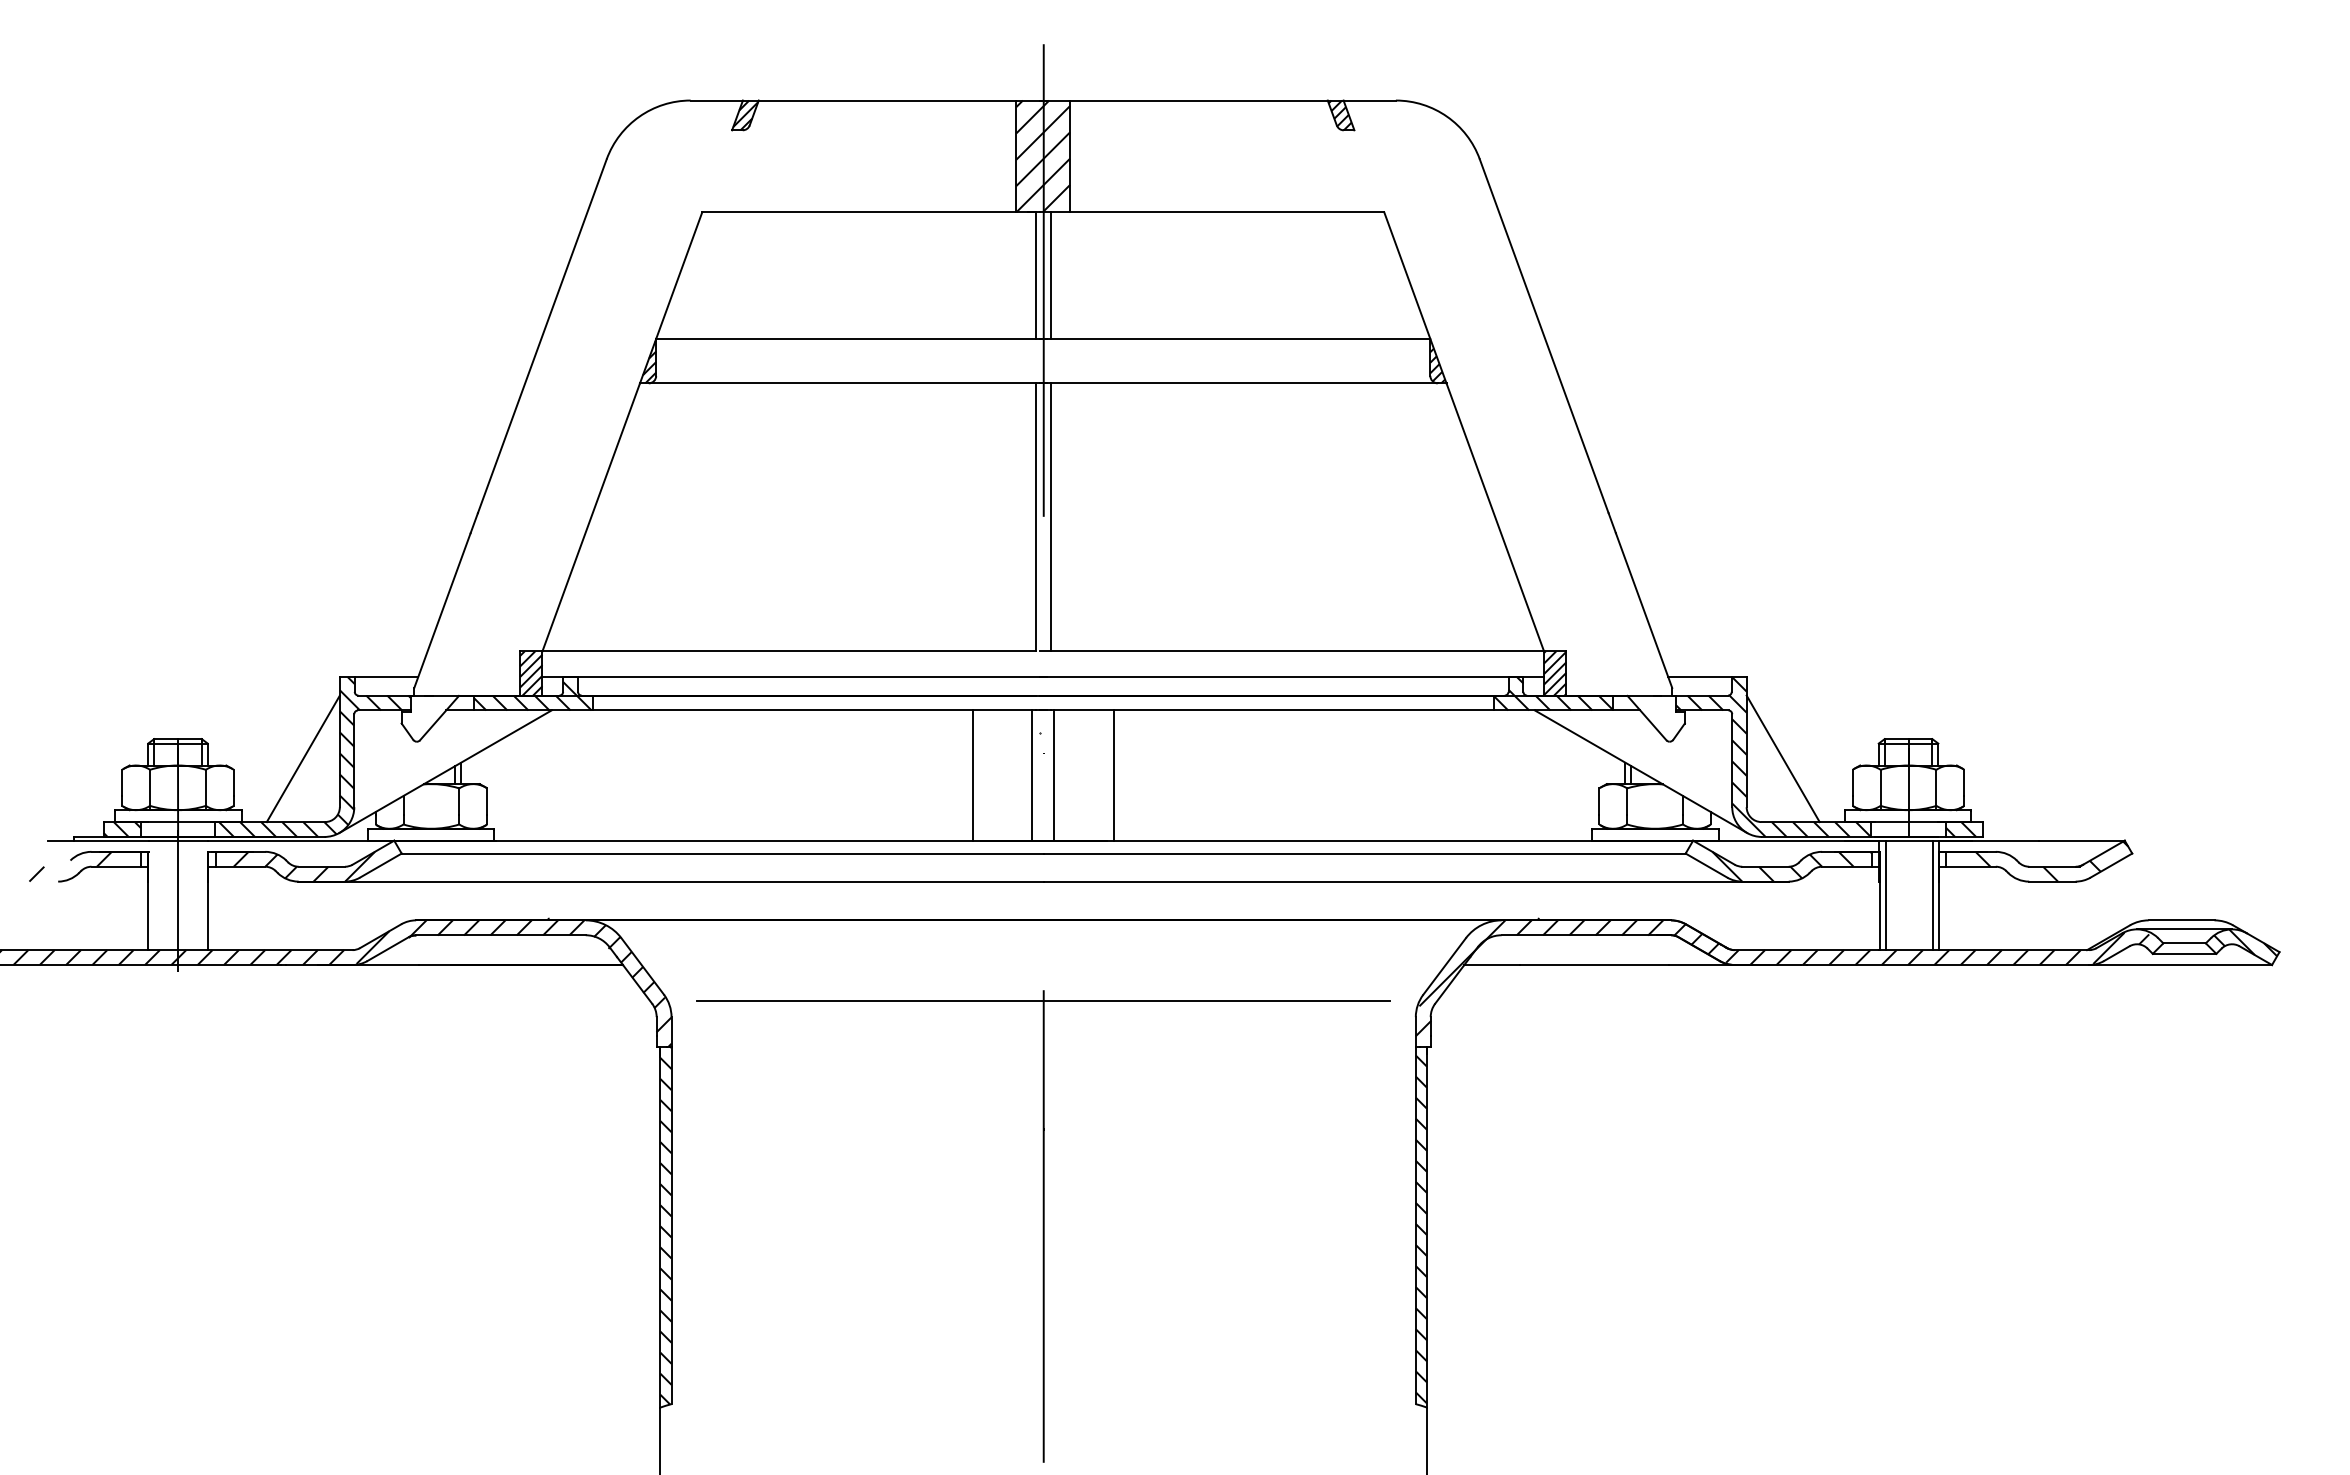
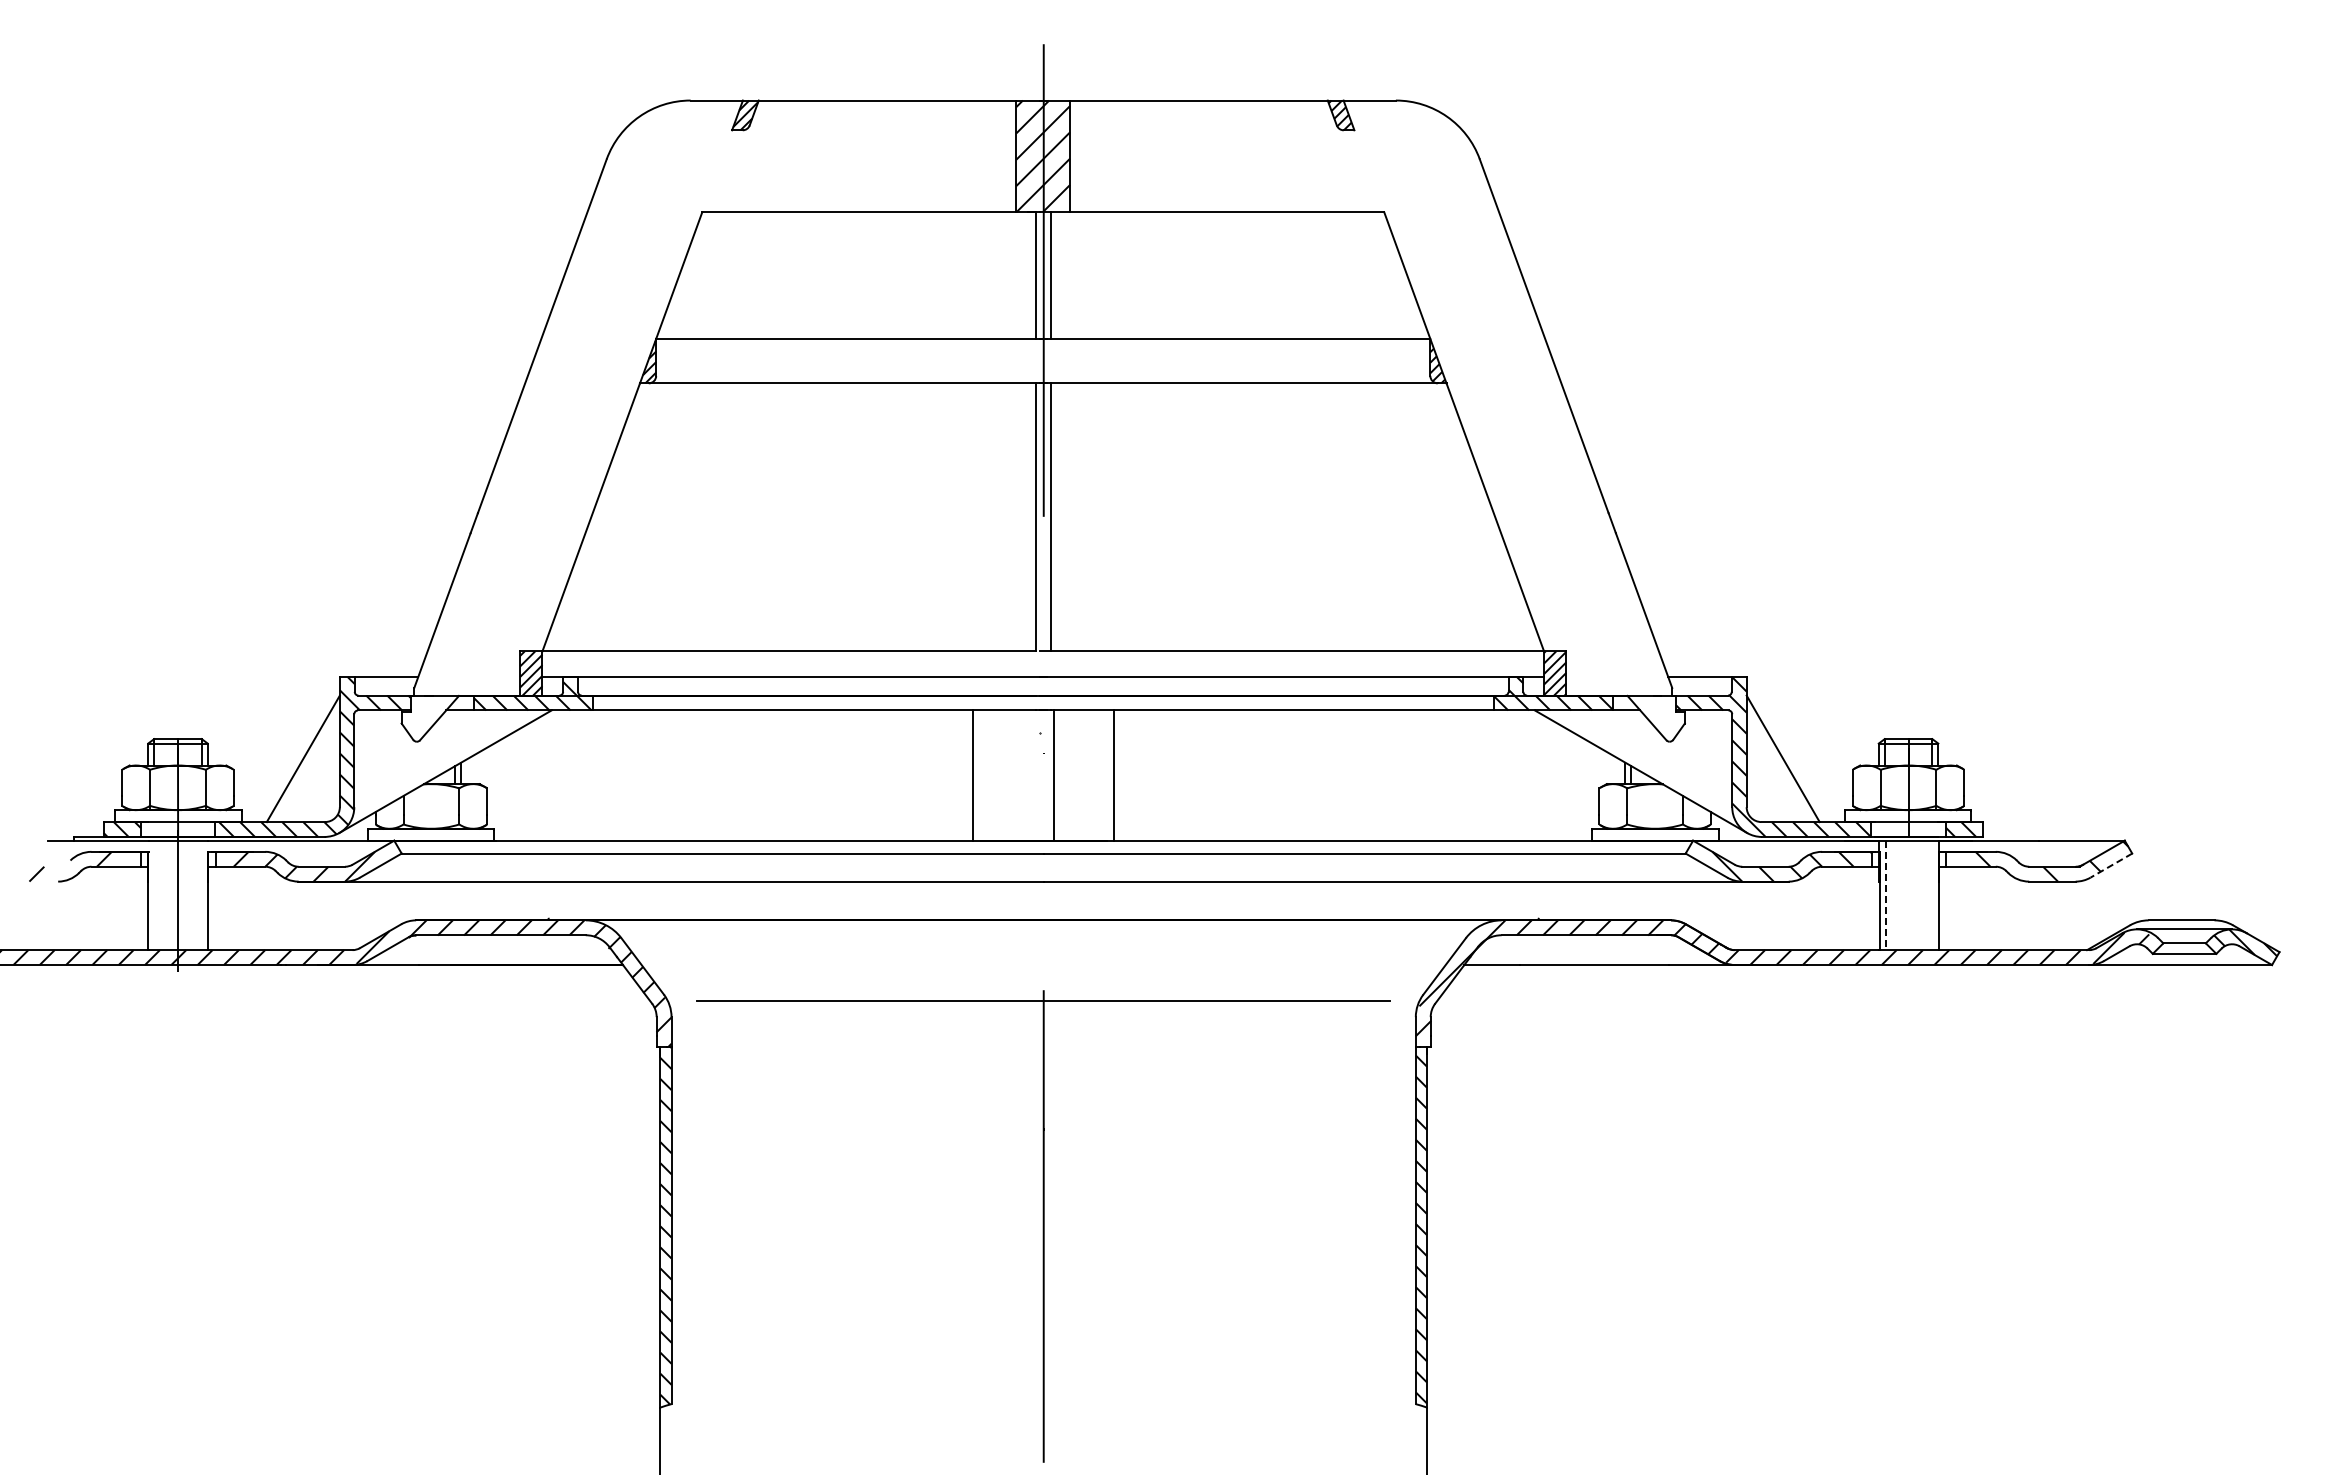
line: present -> none (1032, 775)
line: solid -> dashed (2110, 865)
line: solid -> dashed (1885, 895)
line: present -> none (1933, 895)
